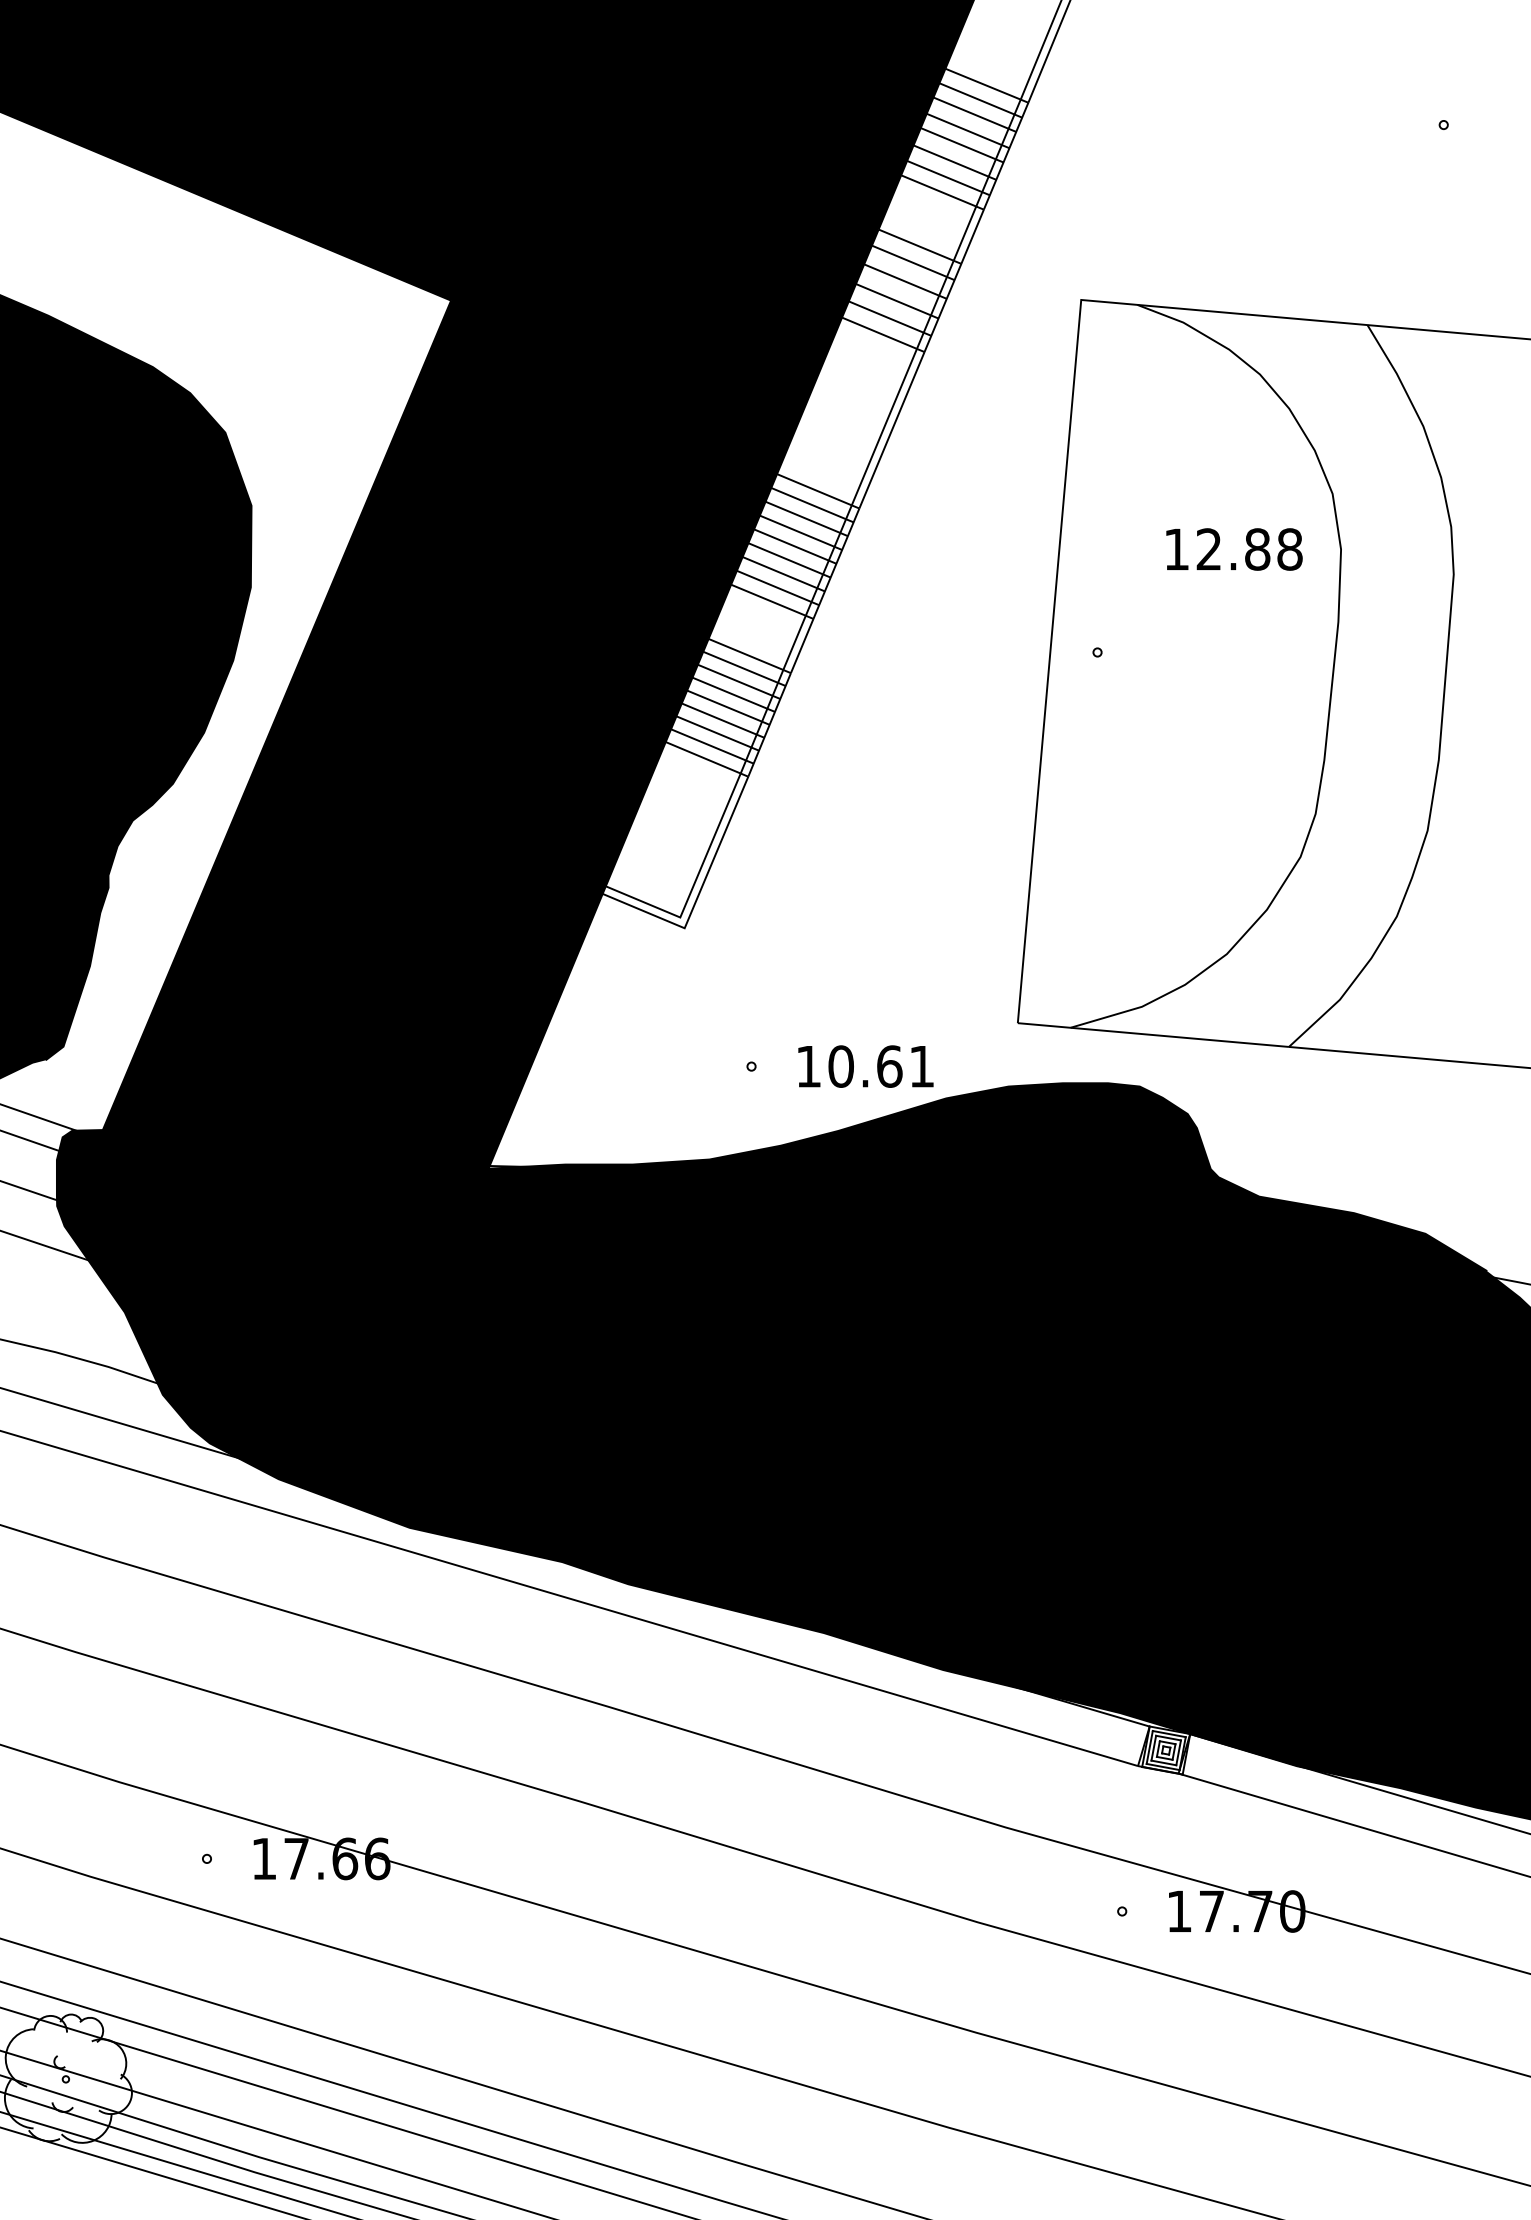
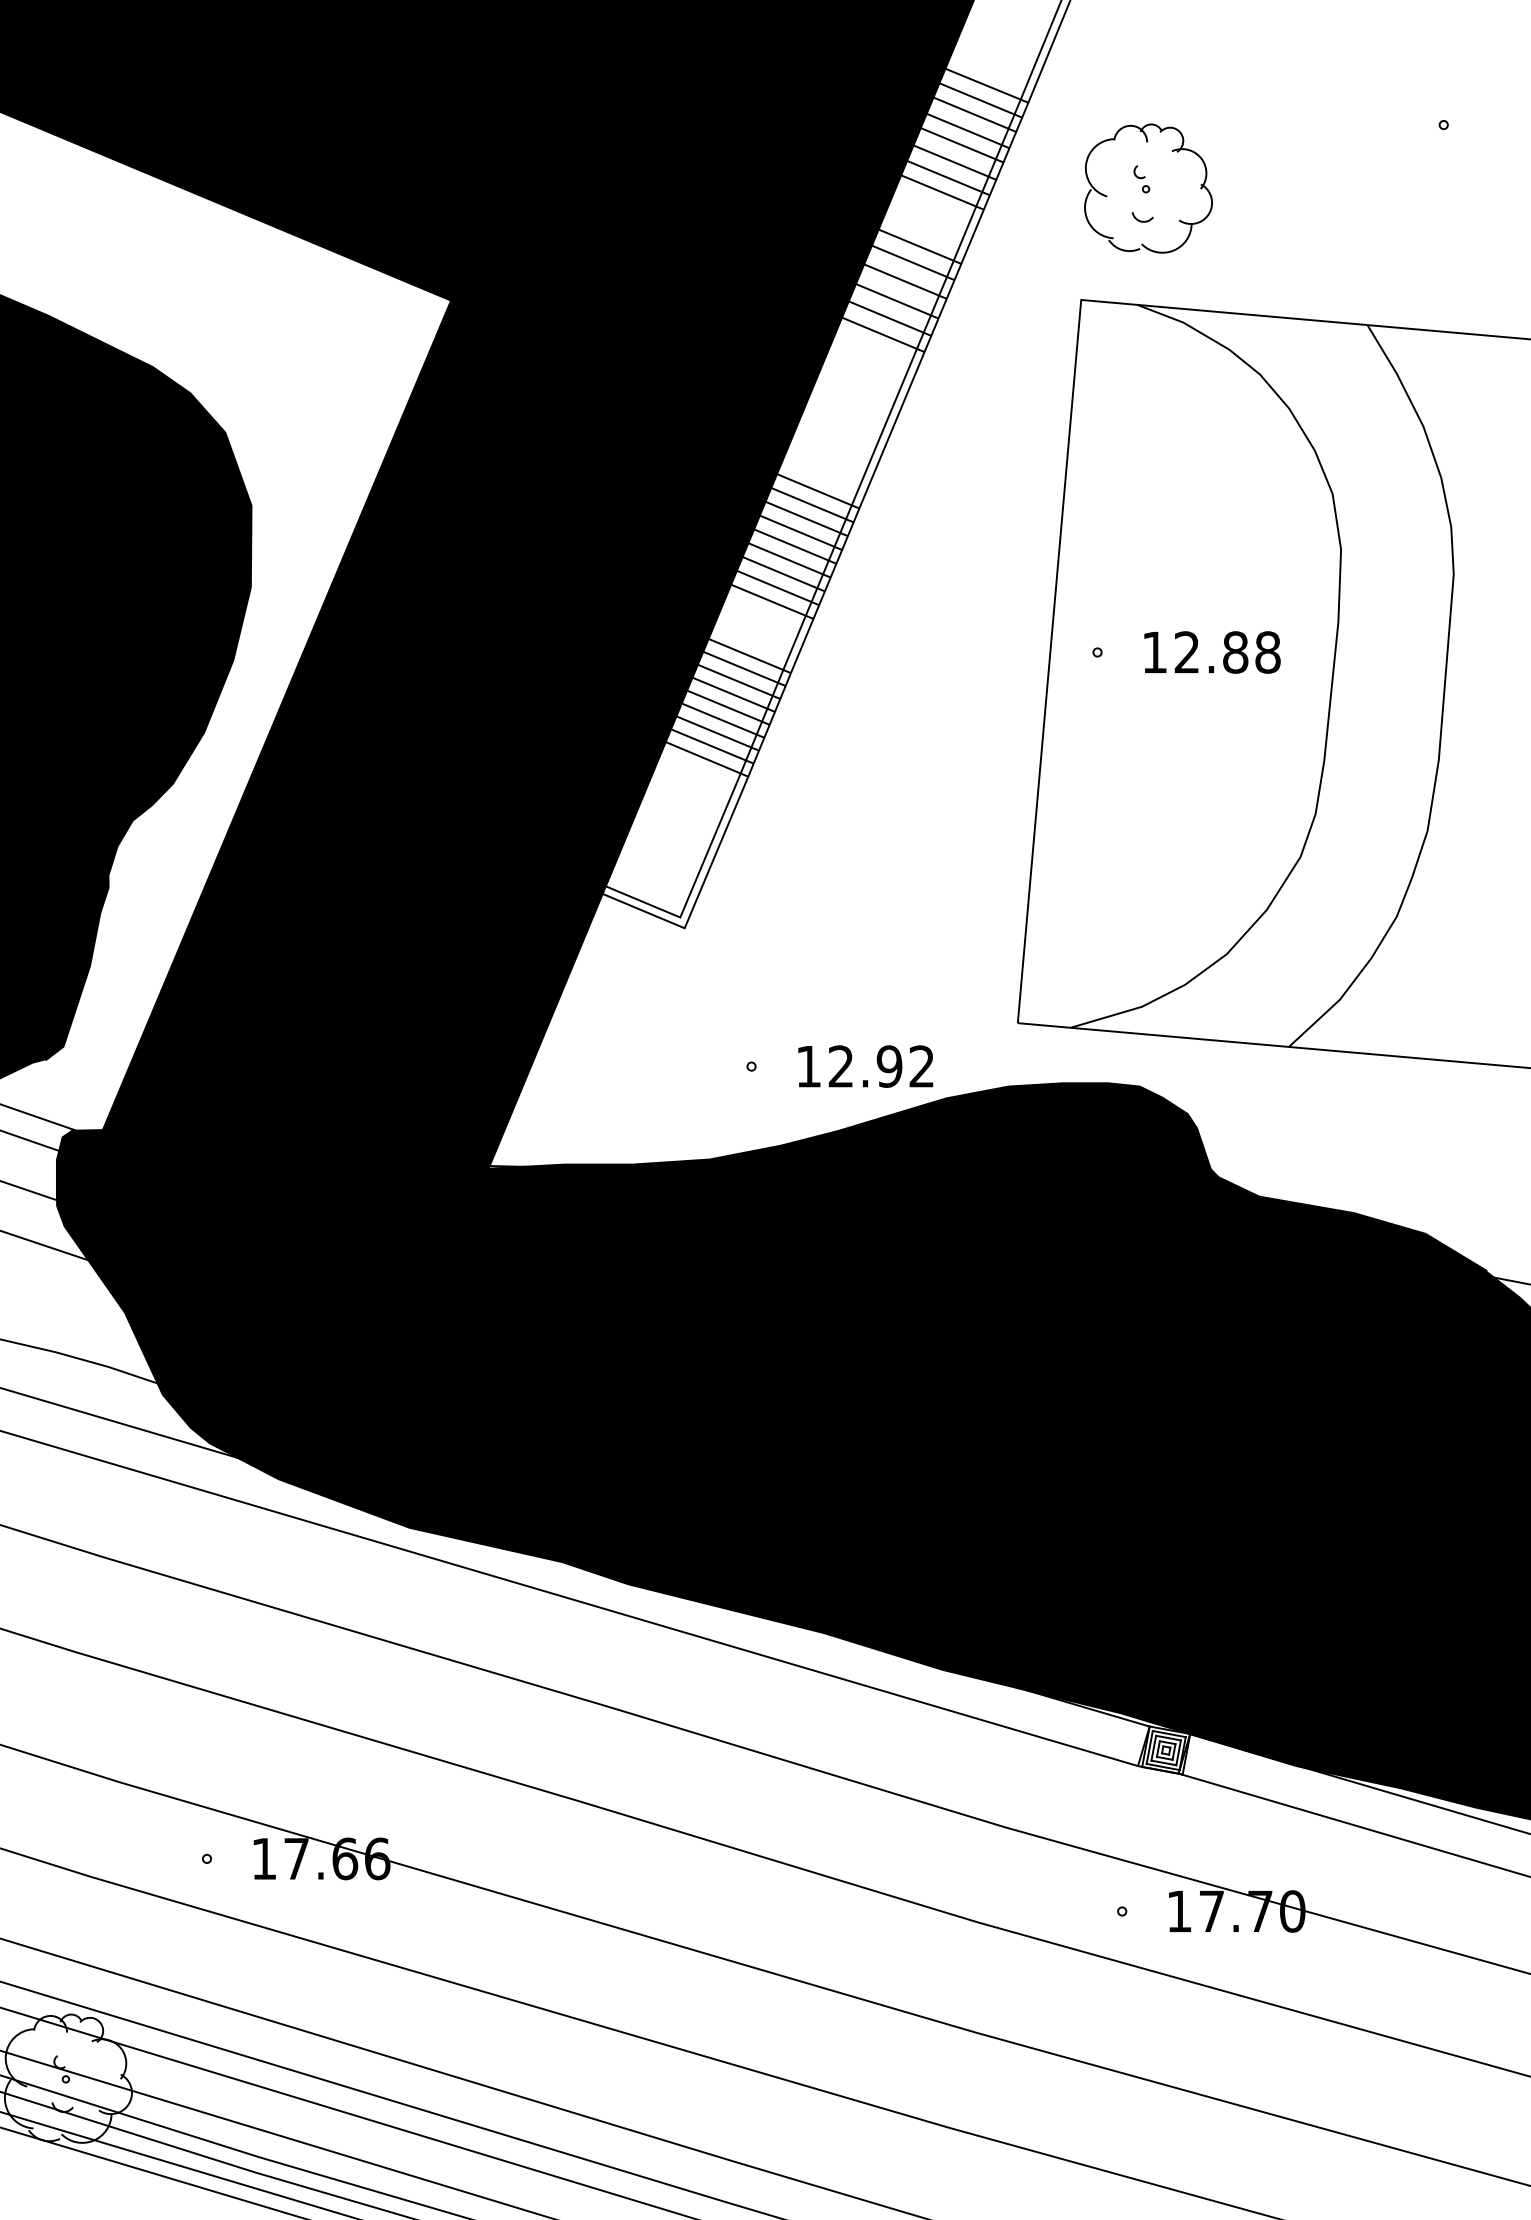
part: none -> present (1148, 188)
text position: (1234, 549) -> (1212, 652) (1212, 652)
text: 10.61 -> 12.92 (880, 1066)
